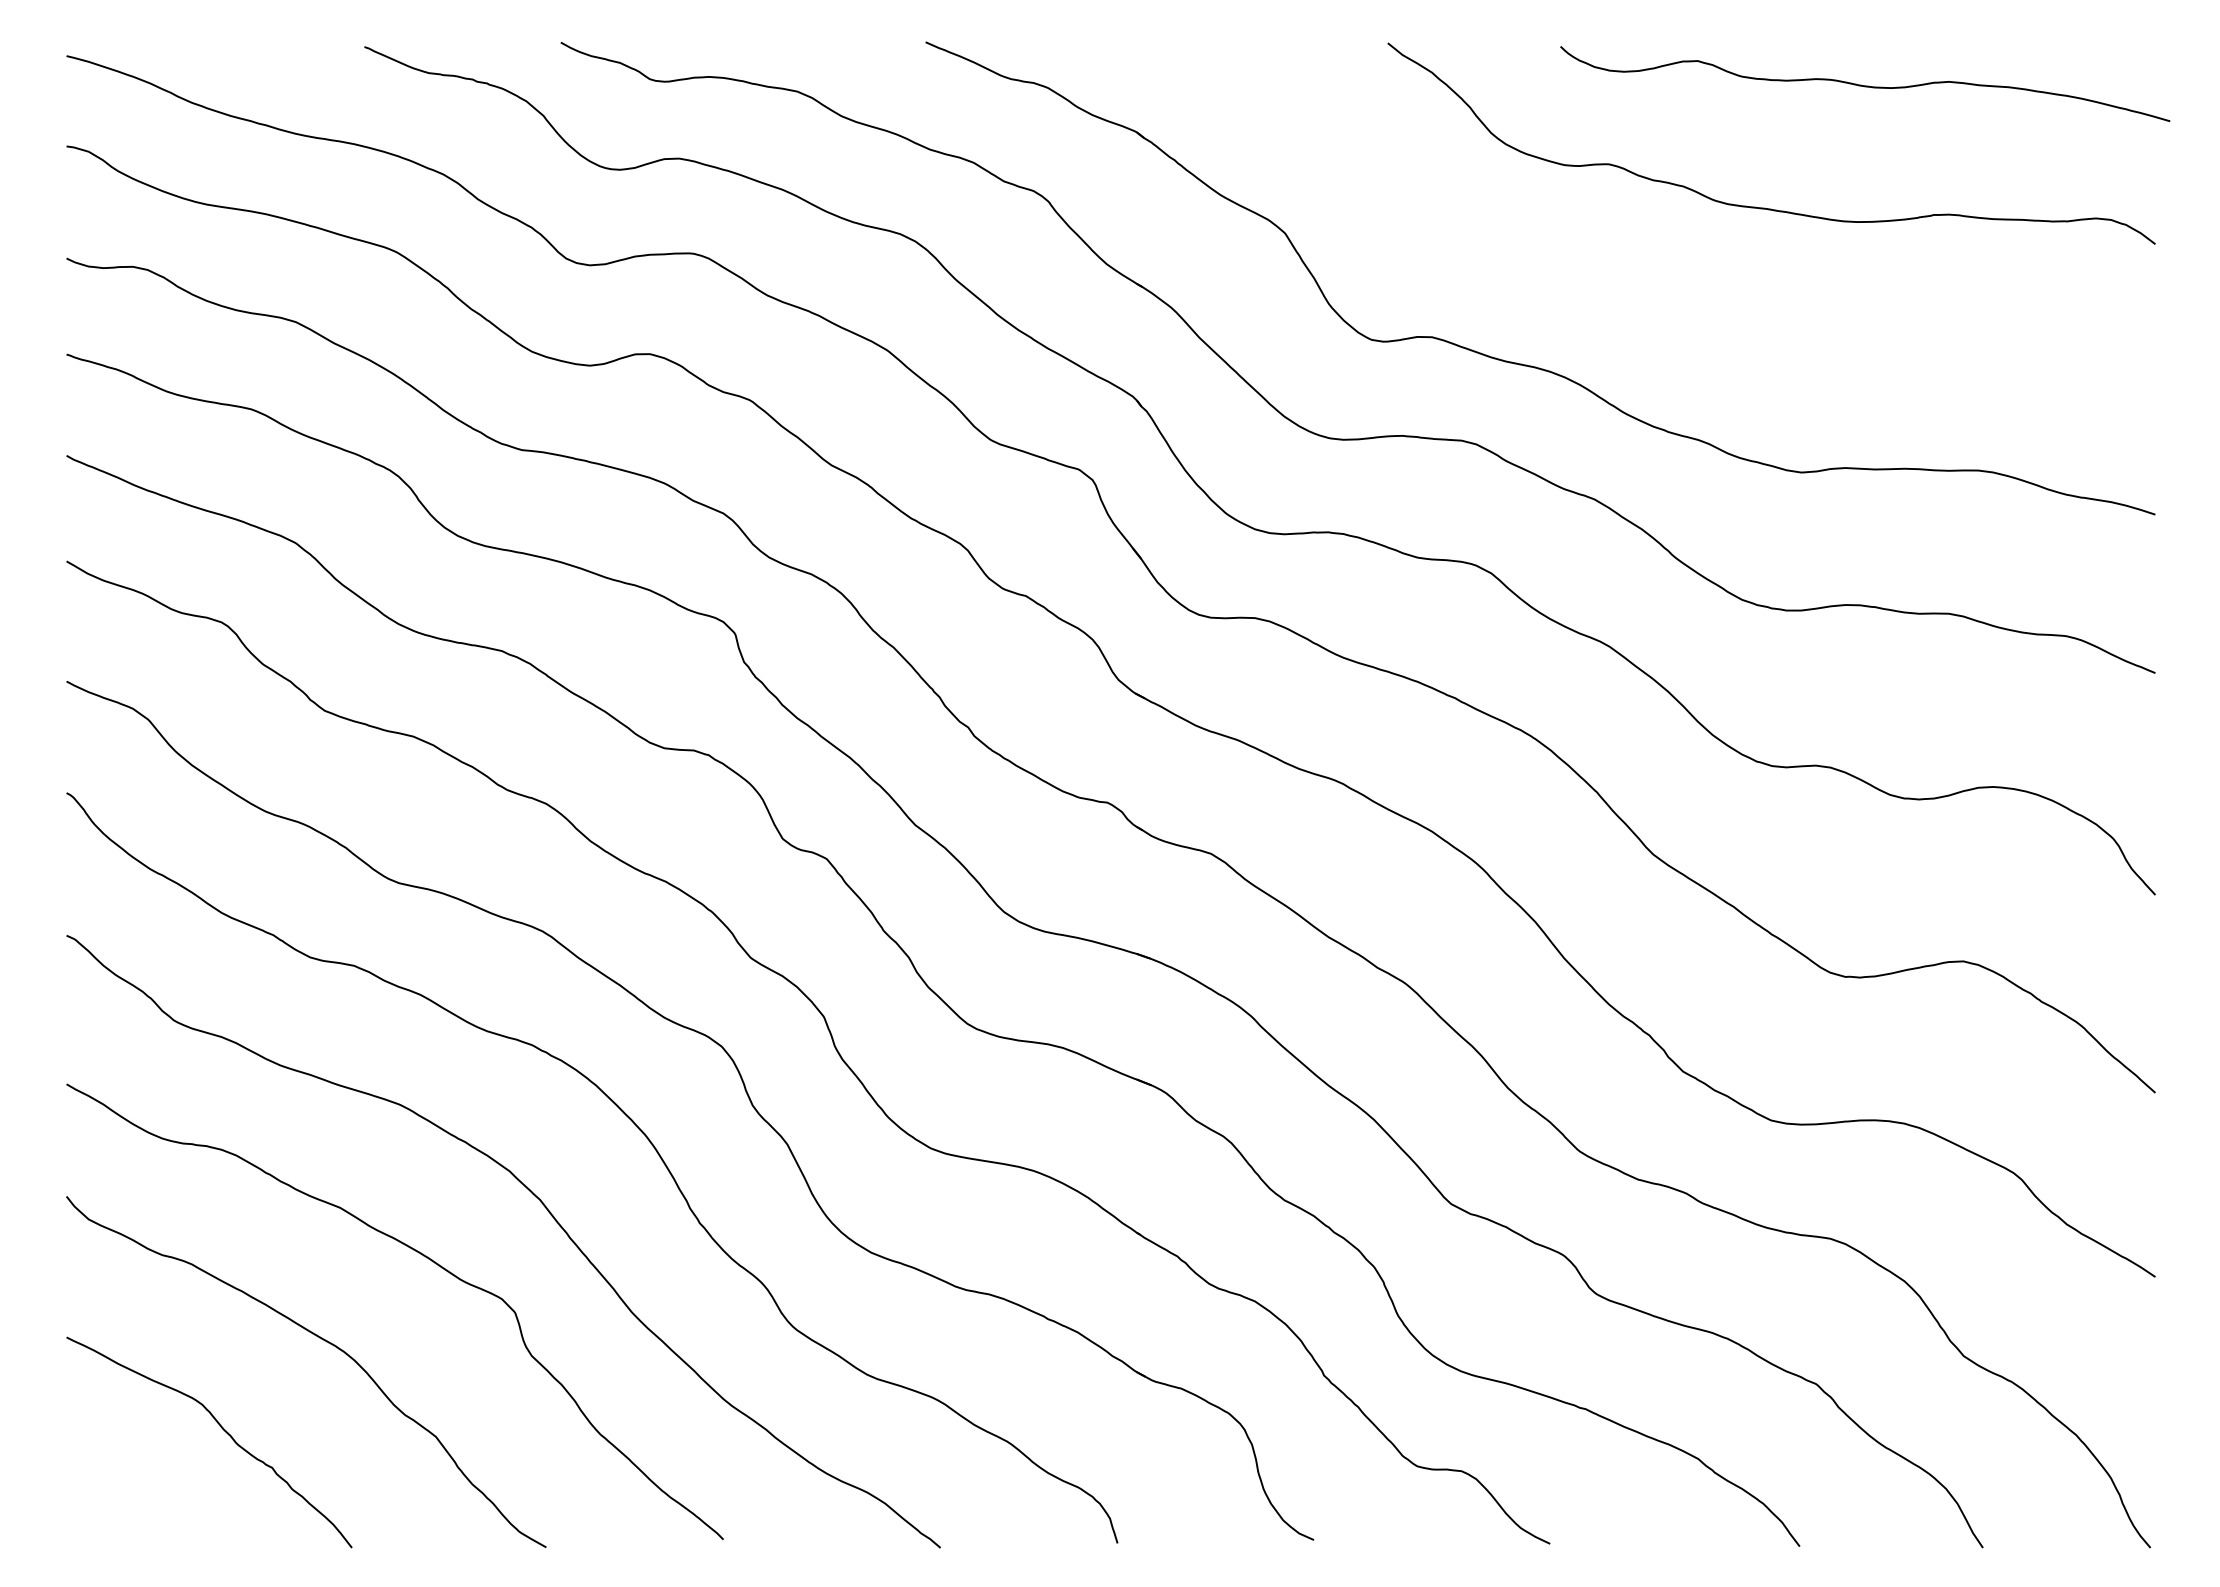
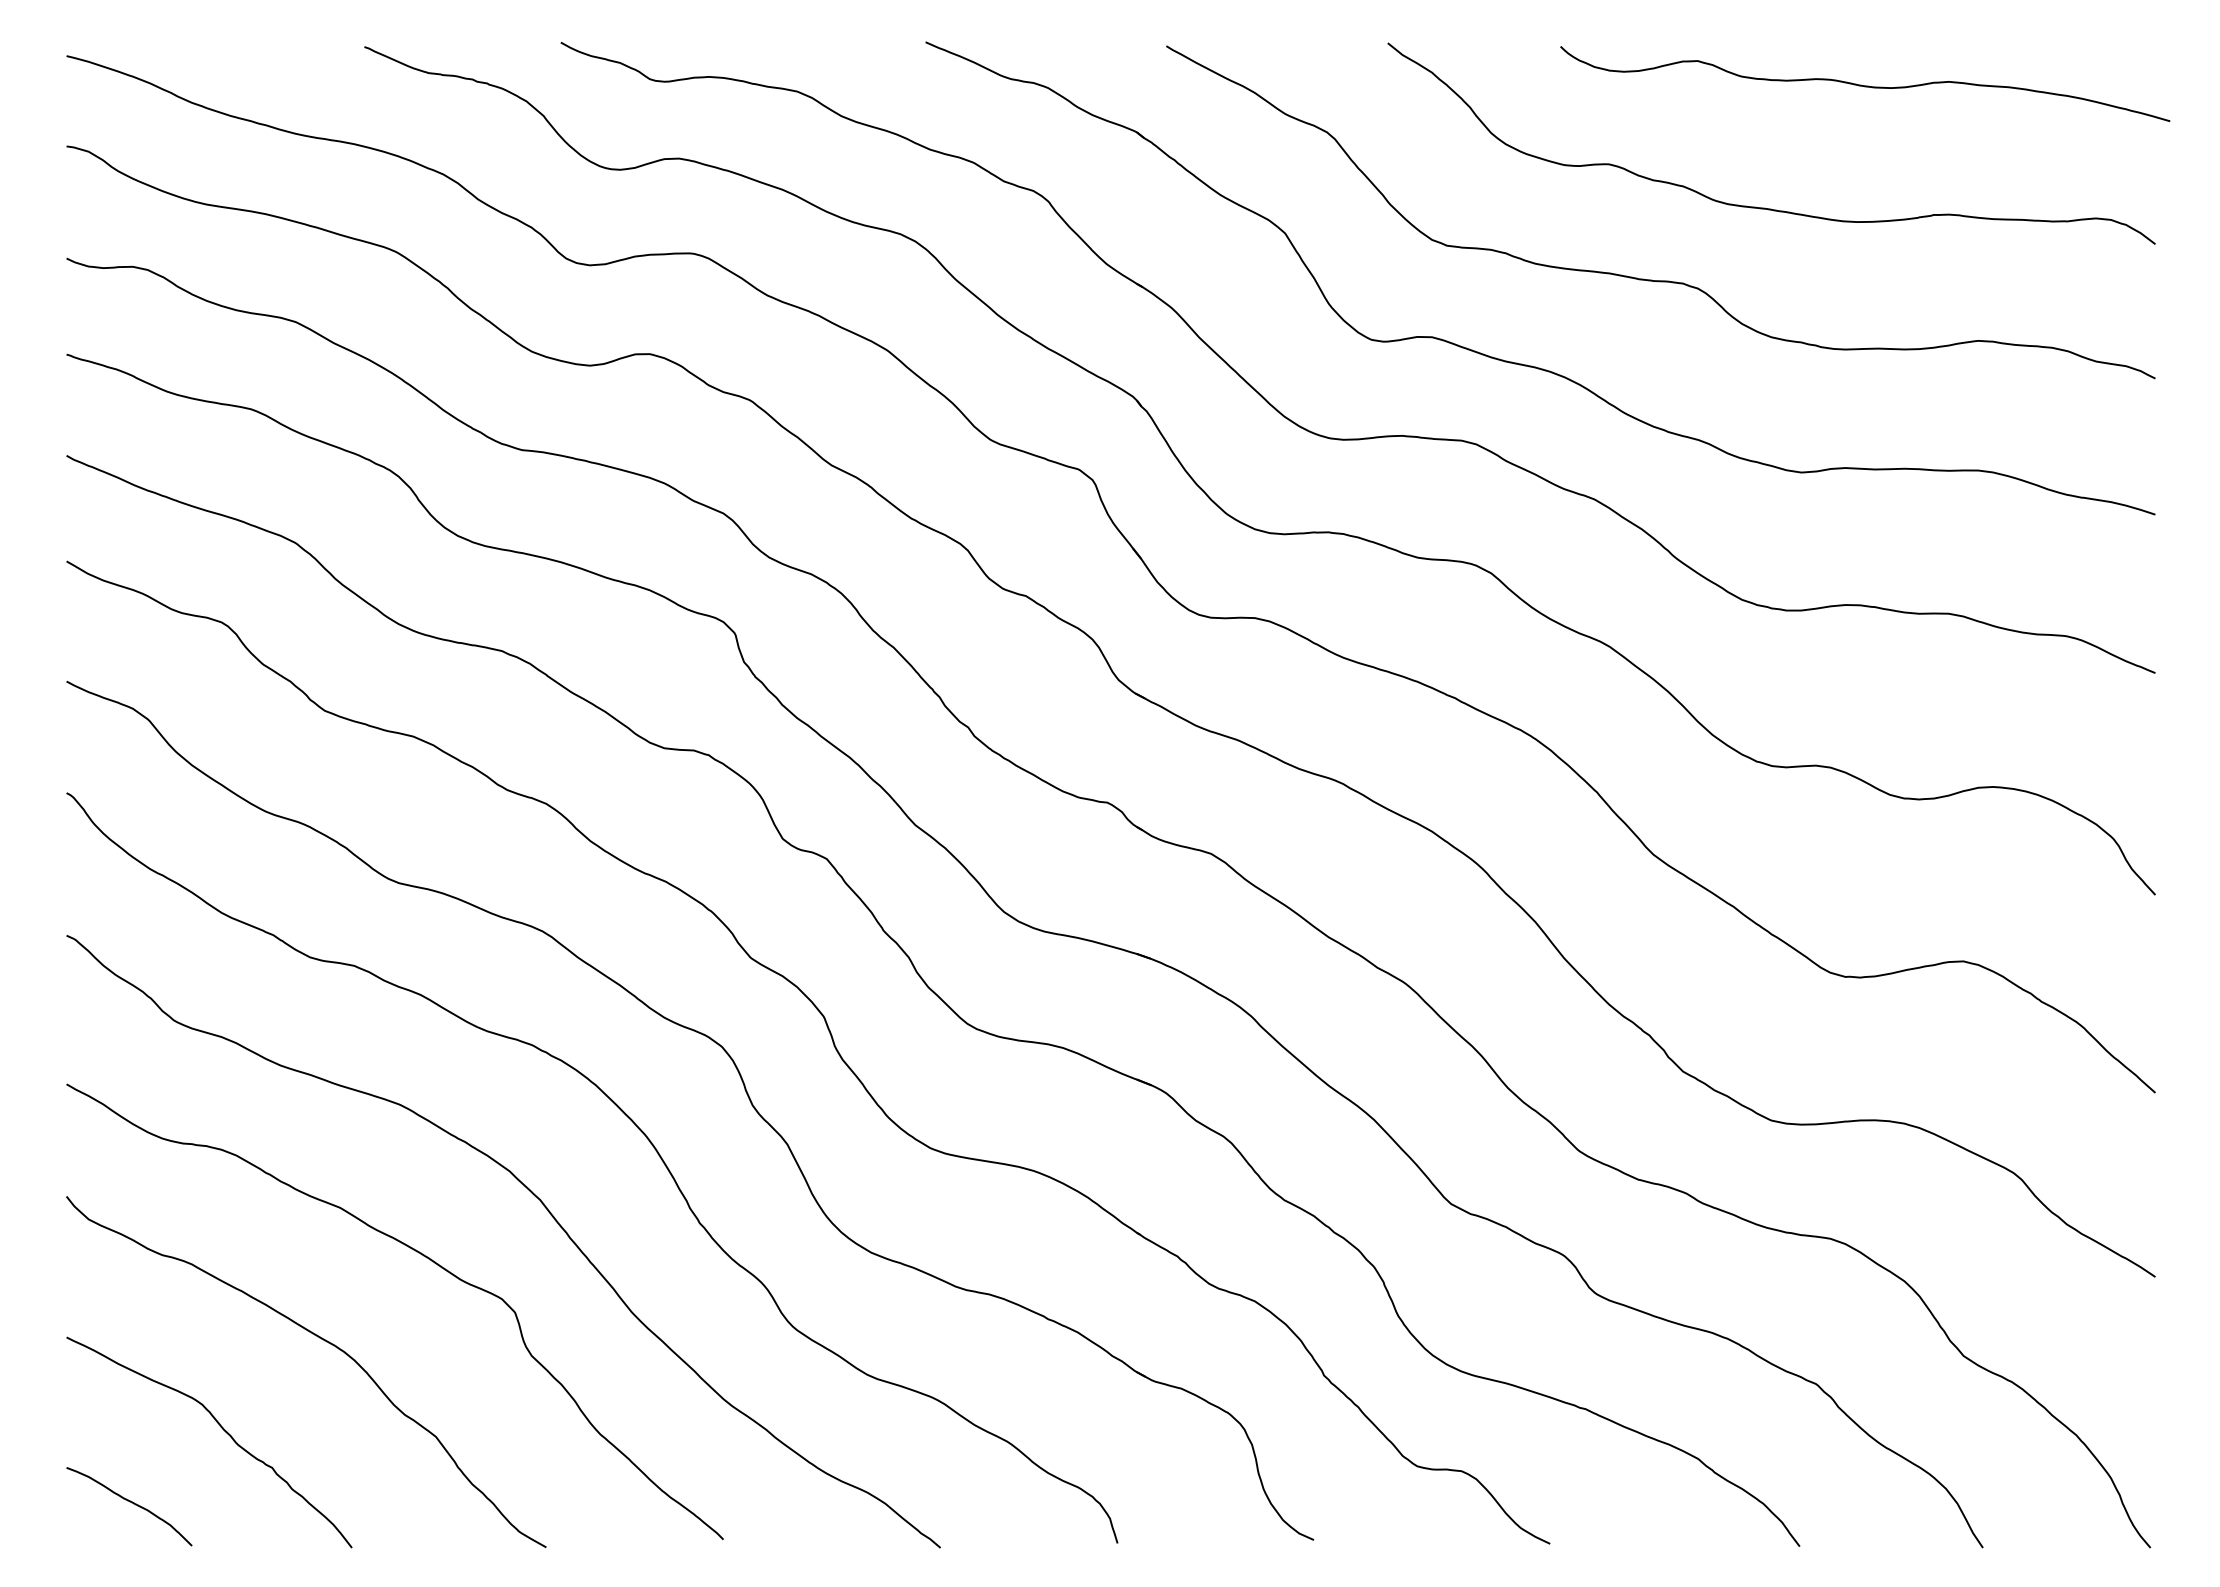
curve: none -> present (1652, 279)
curve: none -> present (131, 1503)
